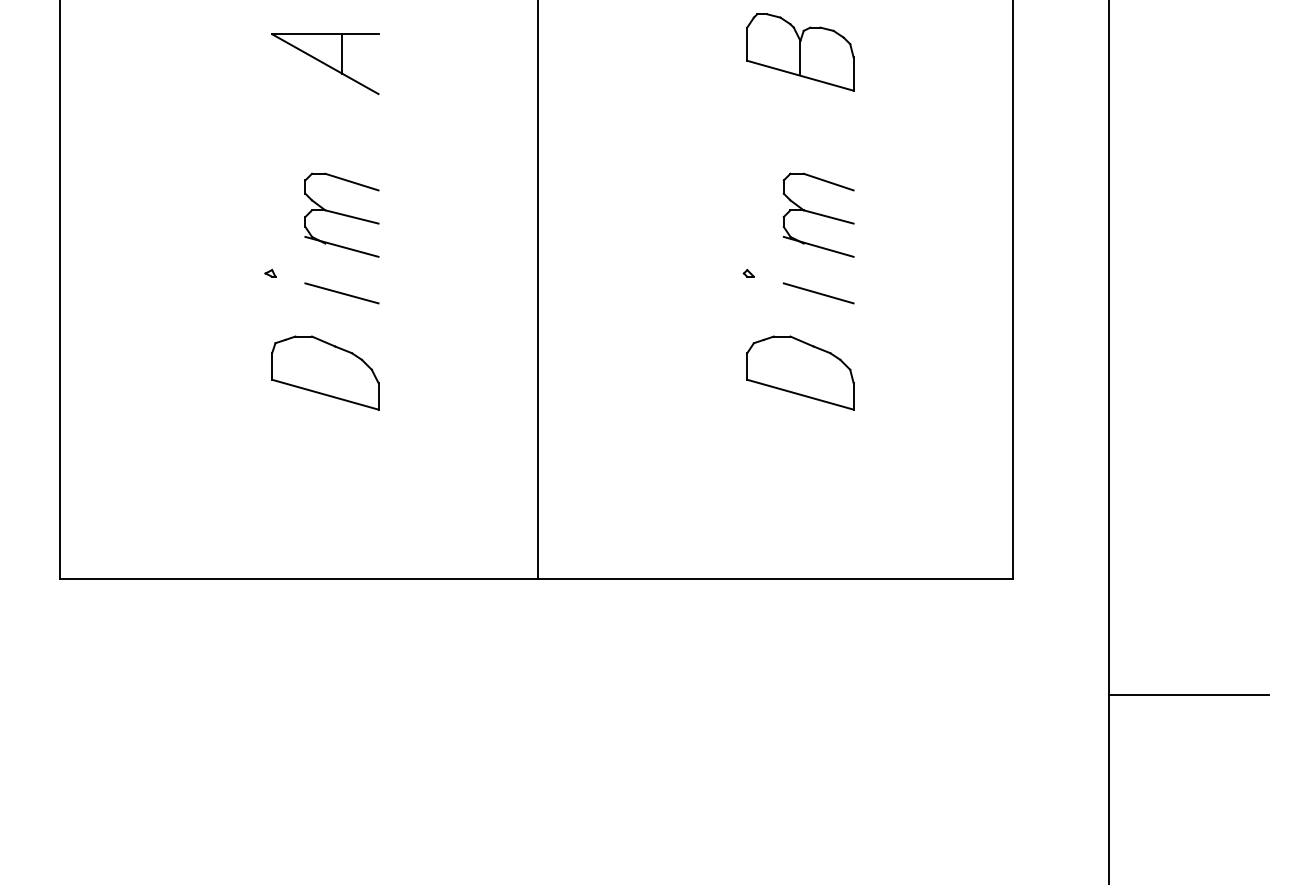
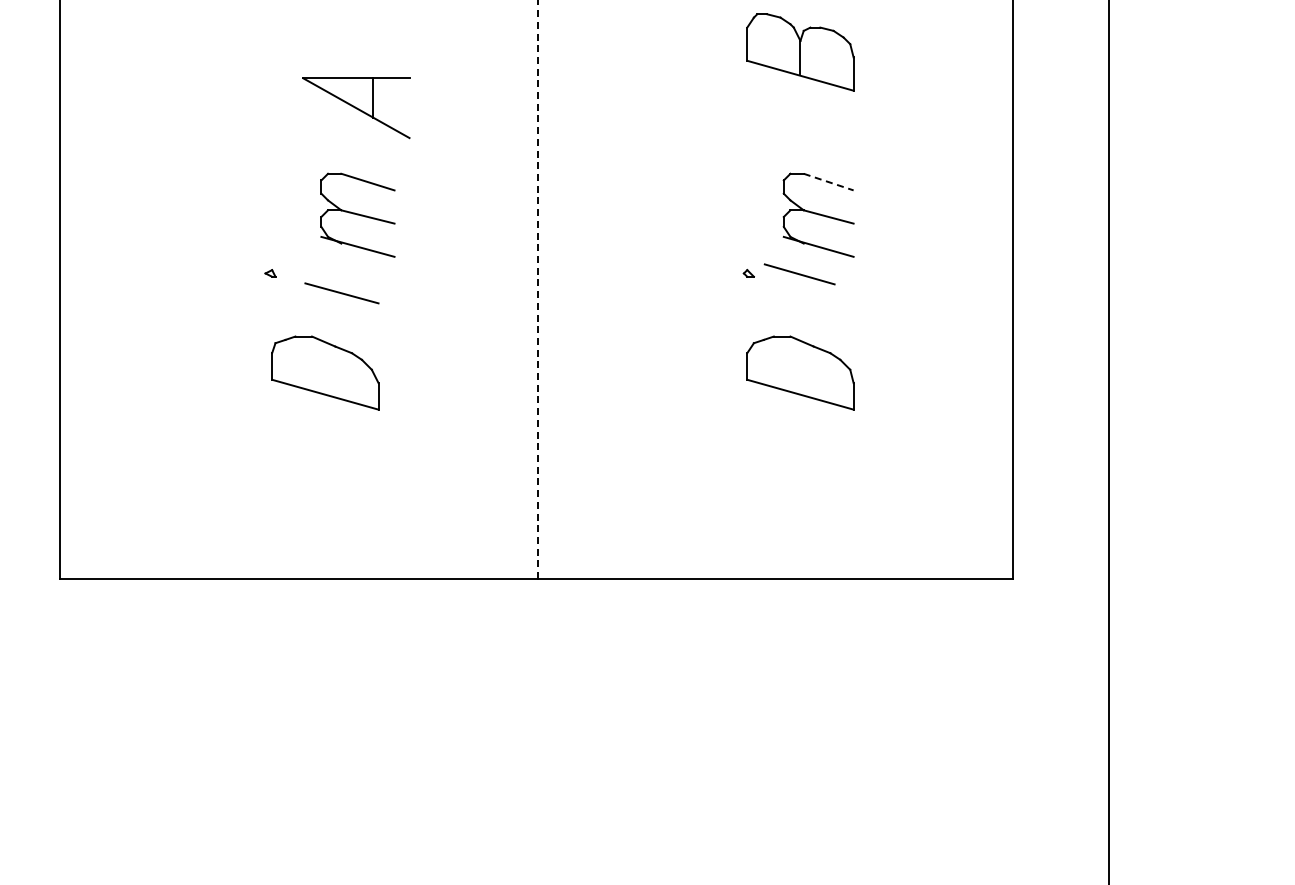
part position: (325, 64) -> (356, 108) (356, 108)
line: solid -> dashed (829, 182)
part position: (341, 214) -> (357, 214) (357, 214)
line: solid -> dashed (537, 289)
line position: (818, 293) -> (799, 274) (799, 274)
line: present -> none (1188, 695)
